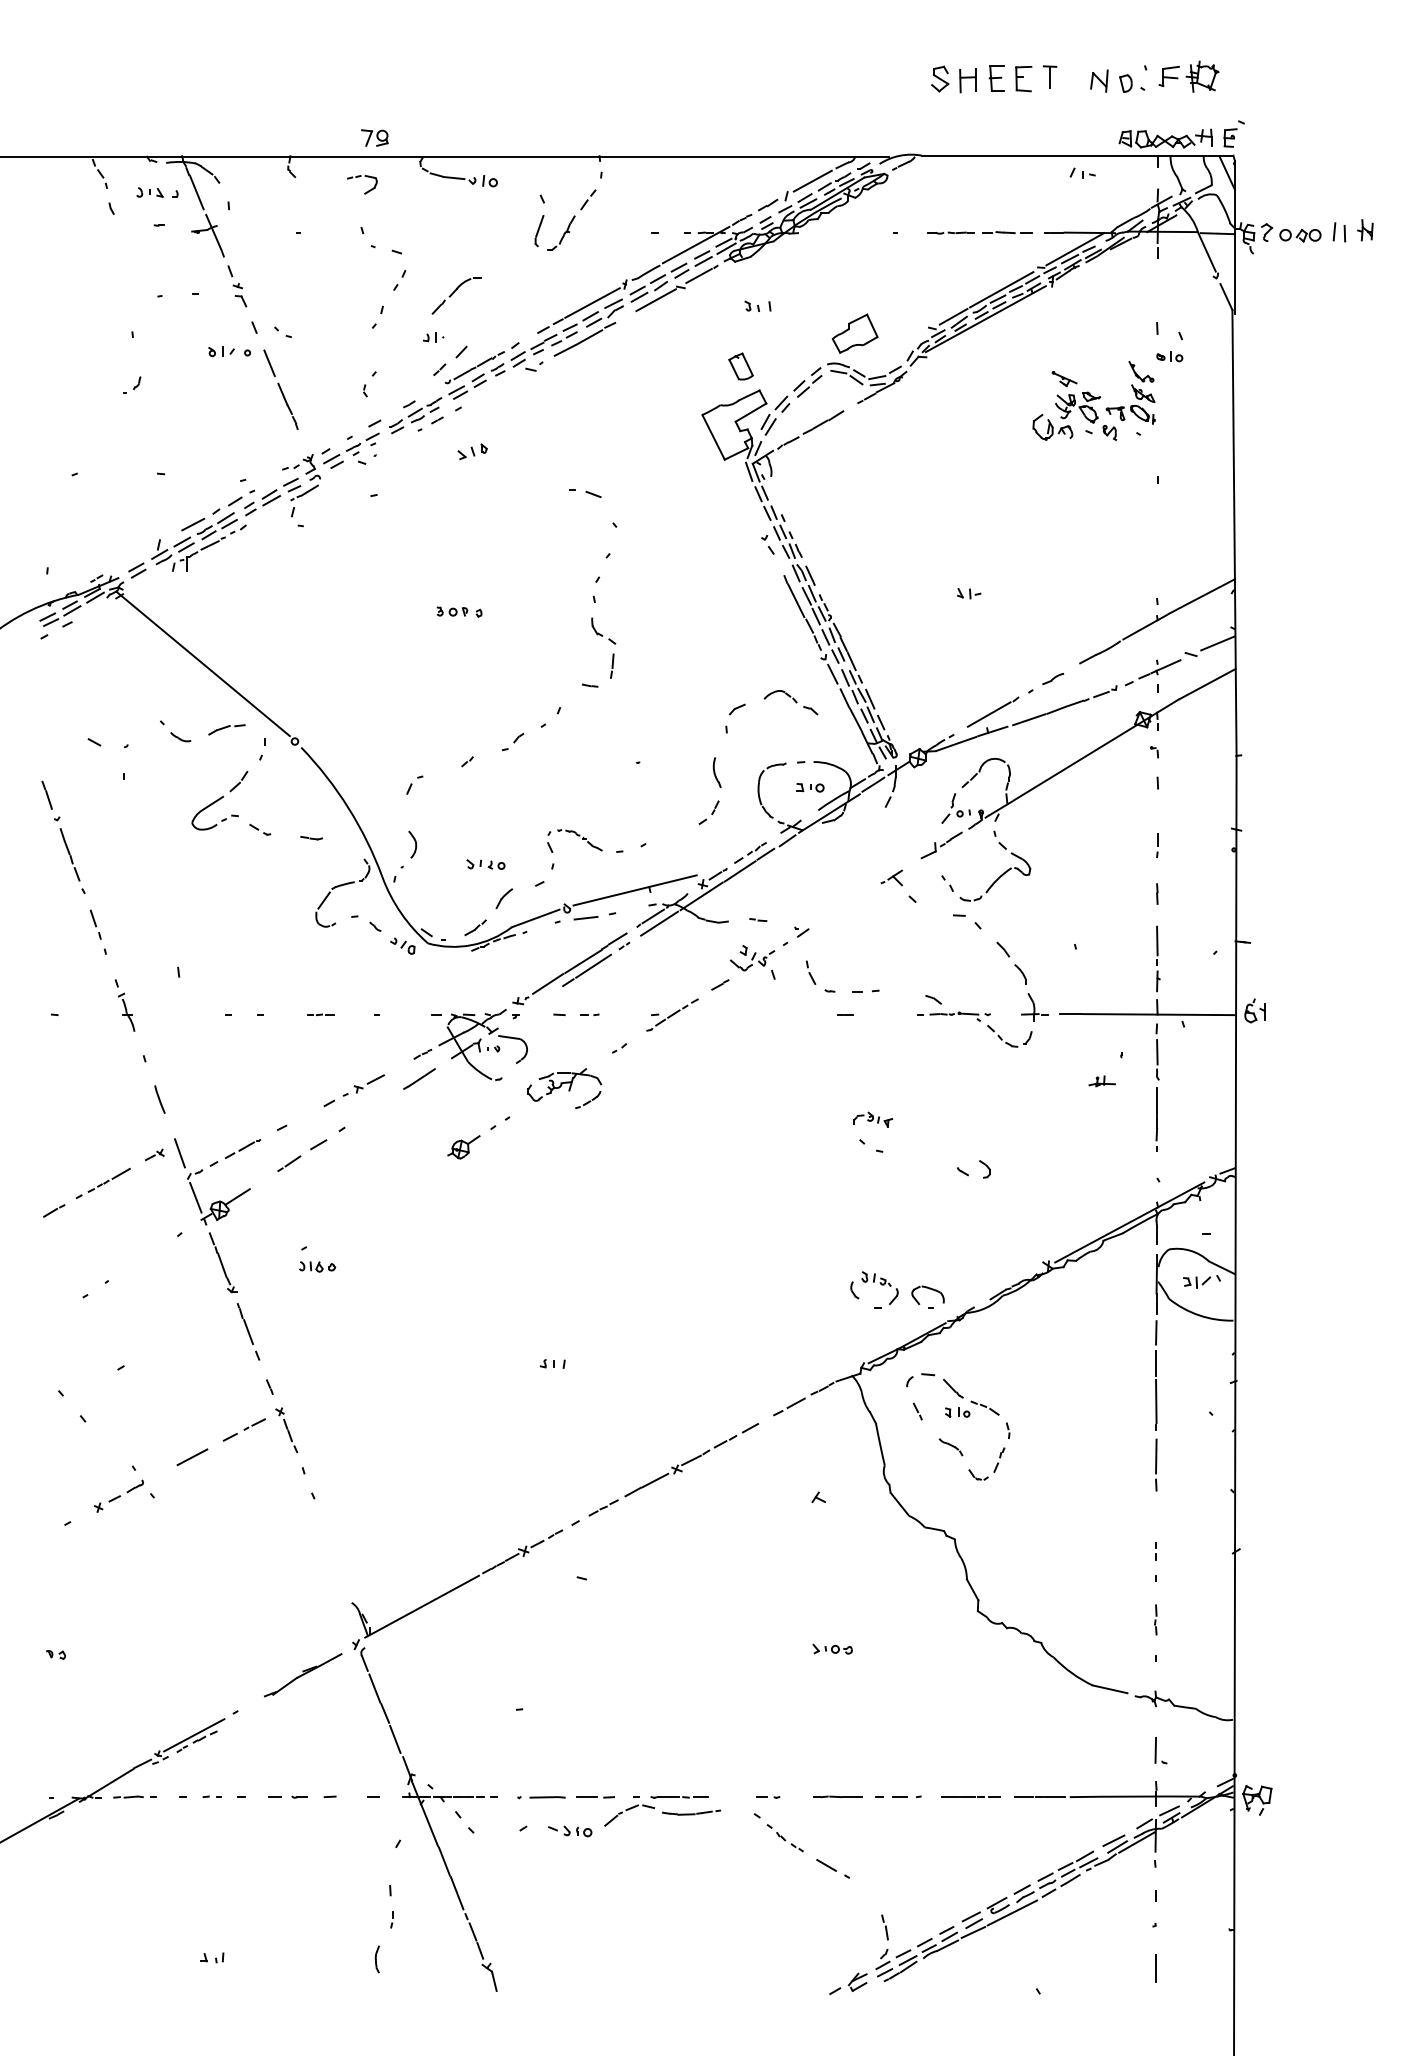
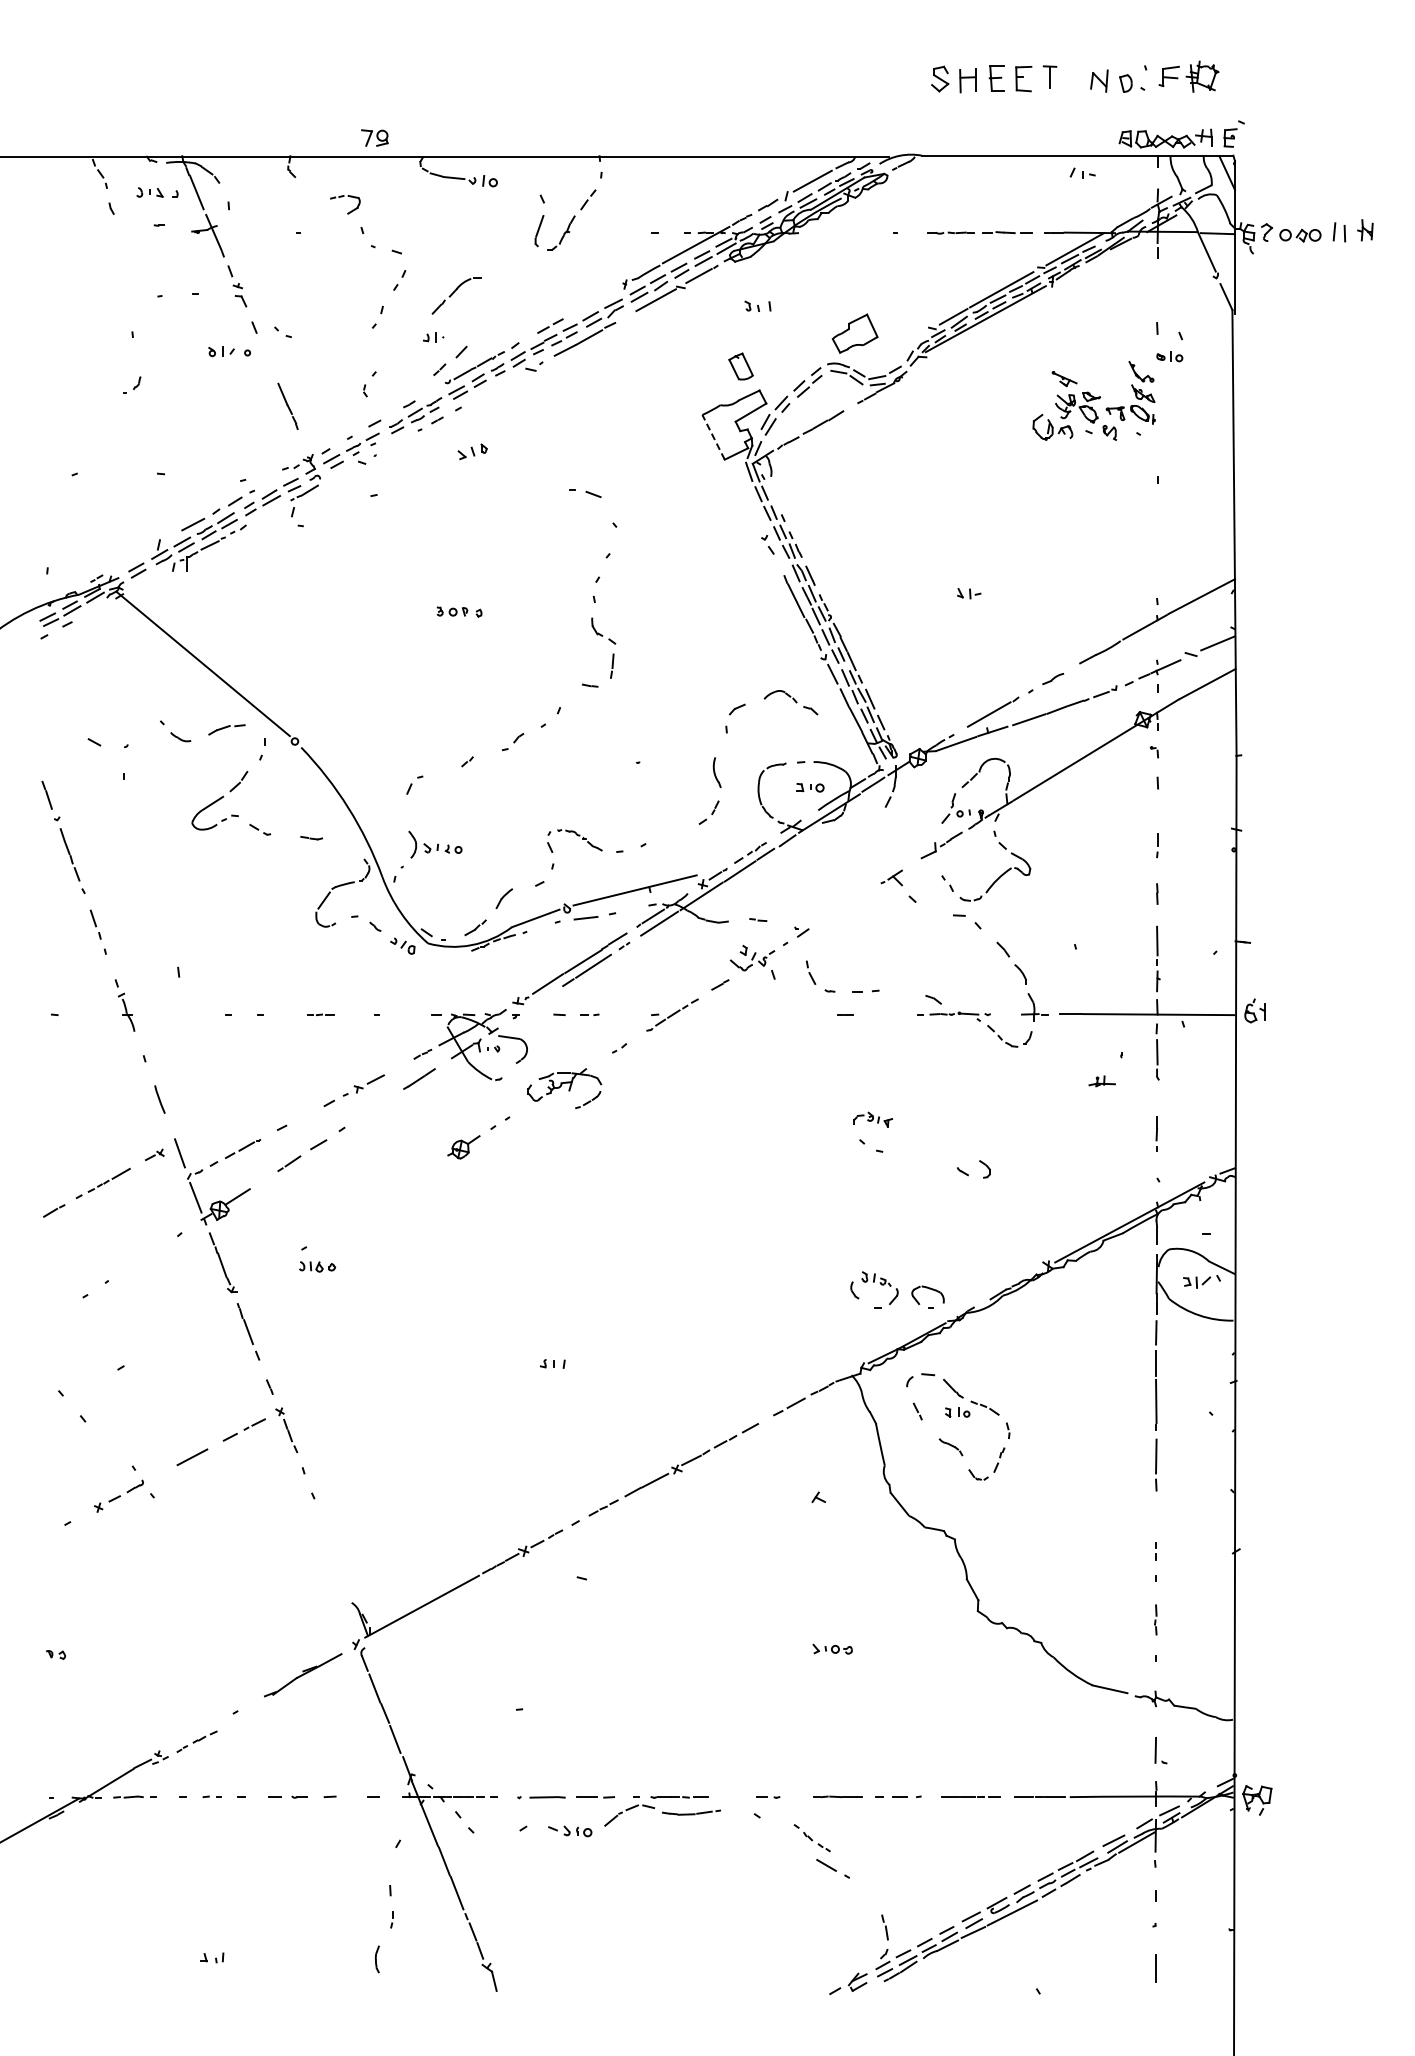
part position: (359, 177) -> (342, 197) (342, 197)
line: present -> none (592, 302)
line: present -> none (269, 363)
line: solid -> dashed (713, 437)
part position: (485, 864) -> (442, 848) (442, 848)
line: present -> none (1157, 1101)
line: present -> none (194, 1735)
part position: (784, 1838) -> (811, 1838) (811, 1838)
